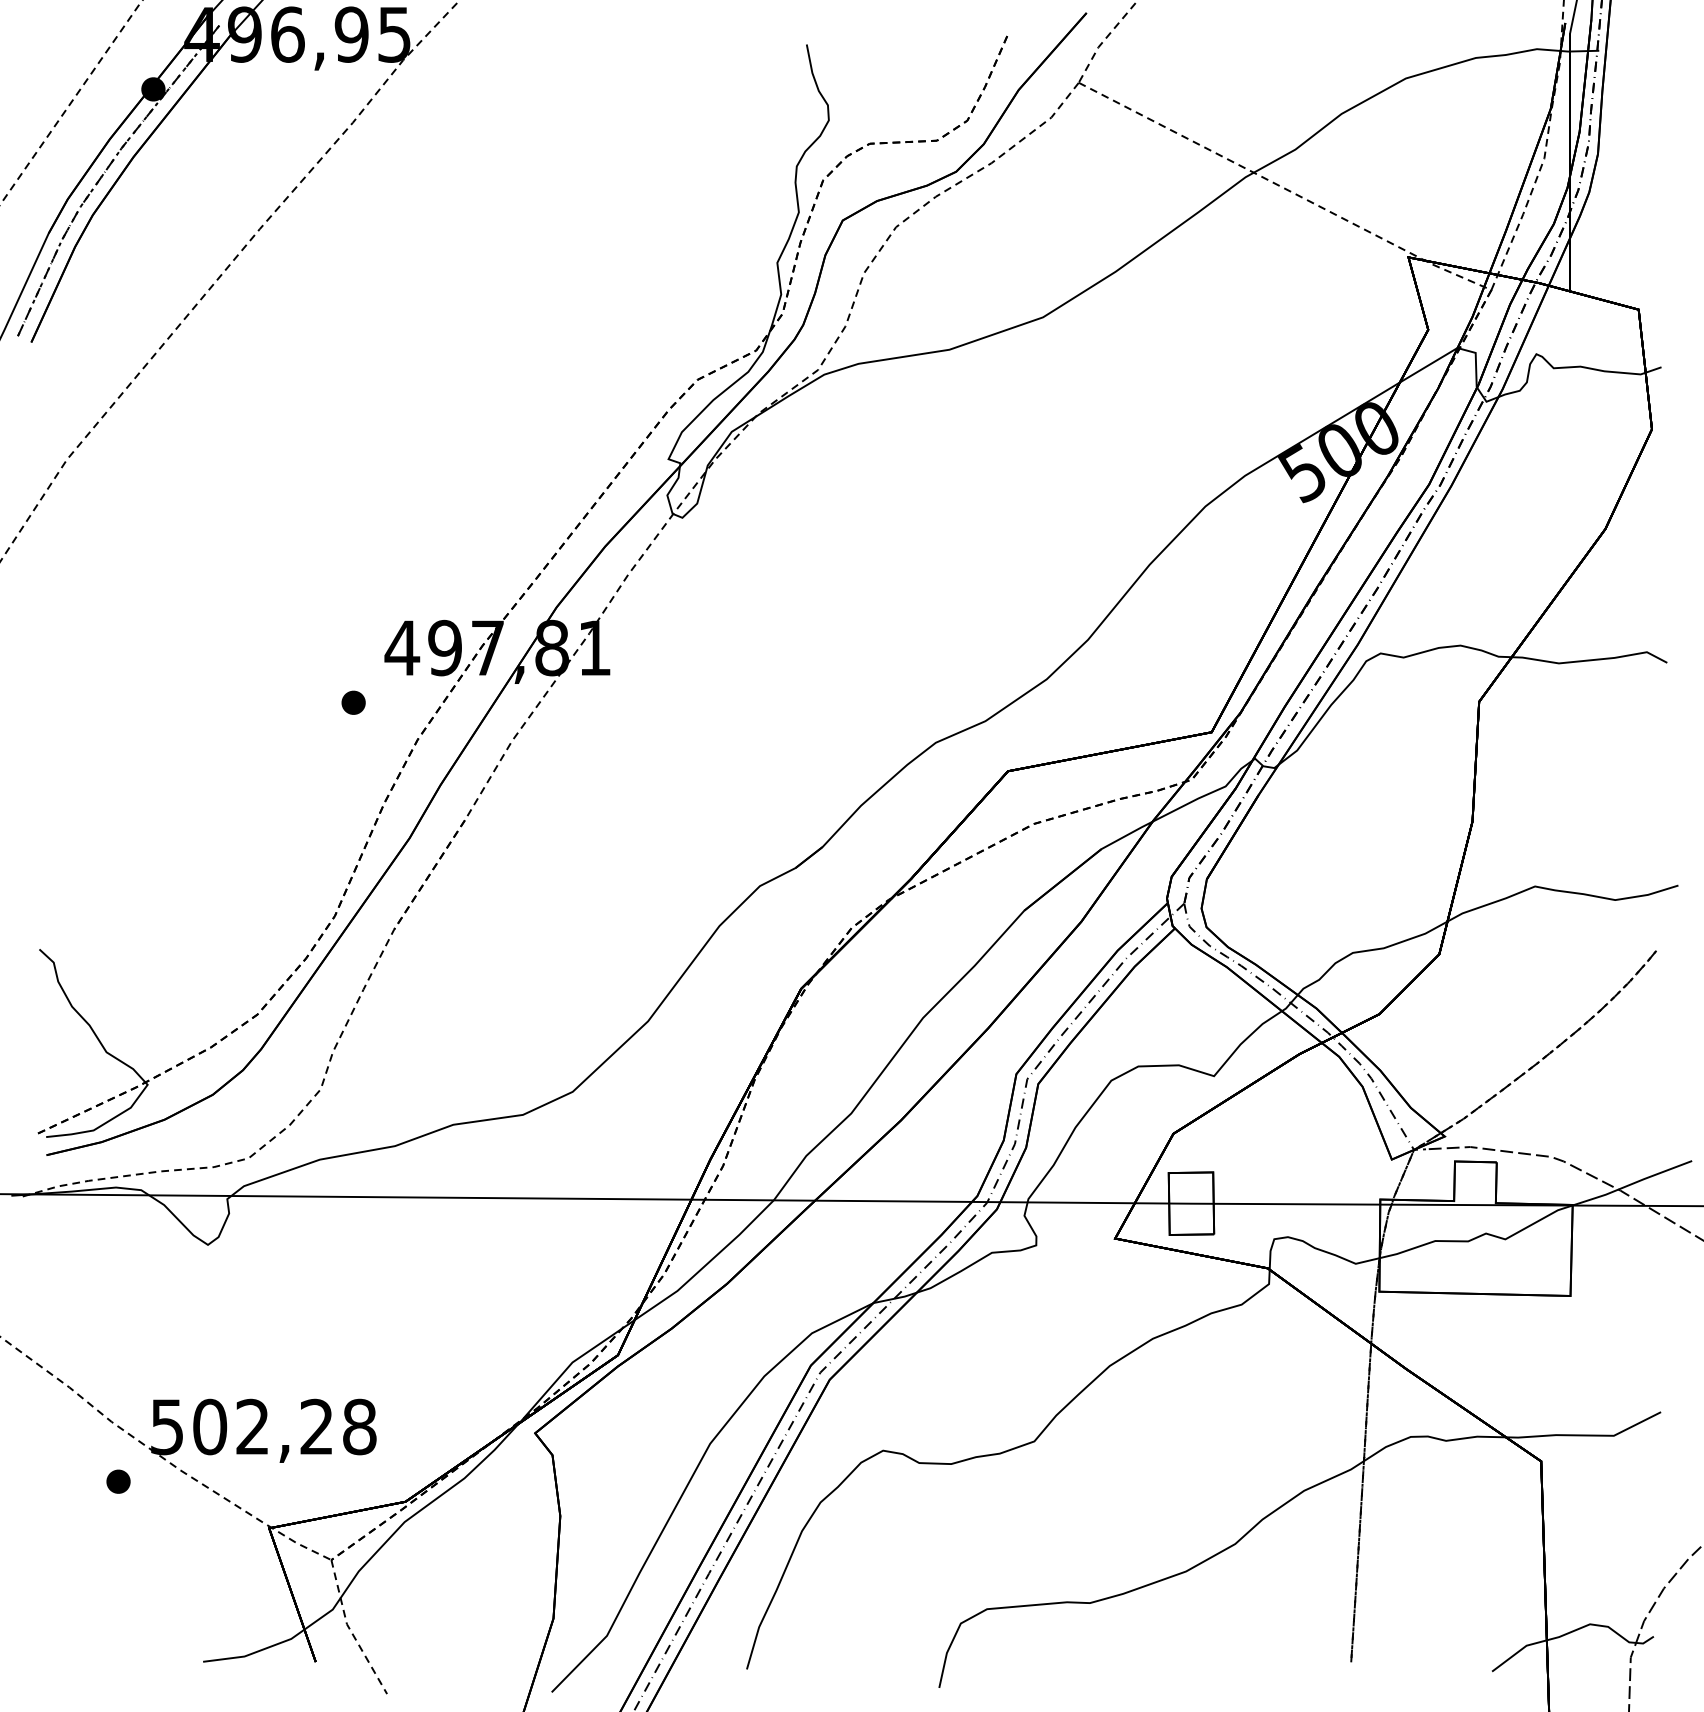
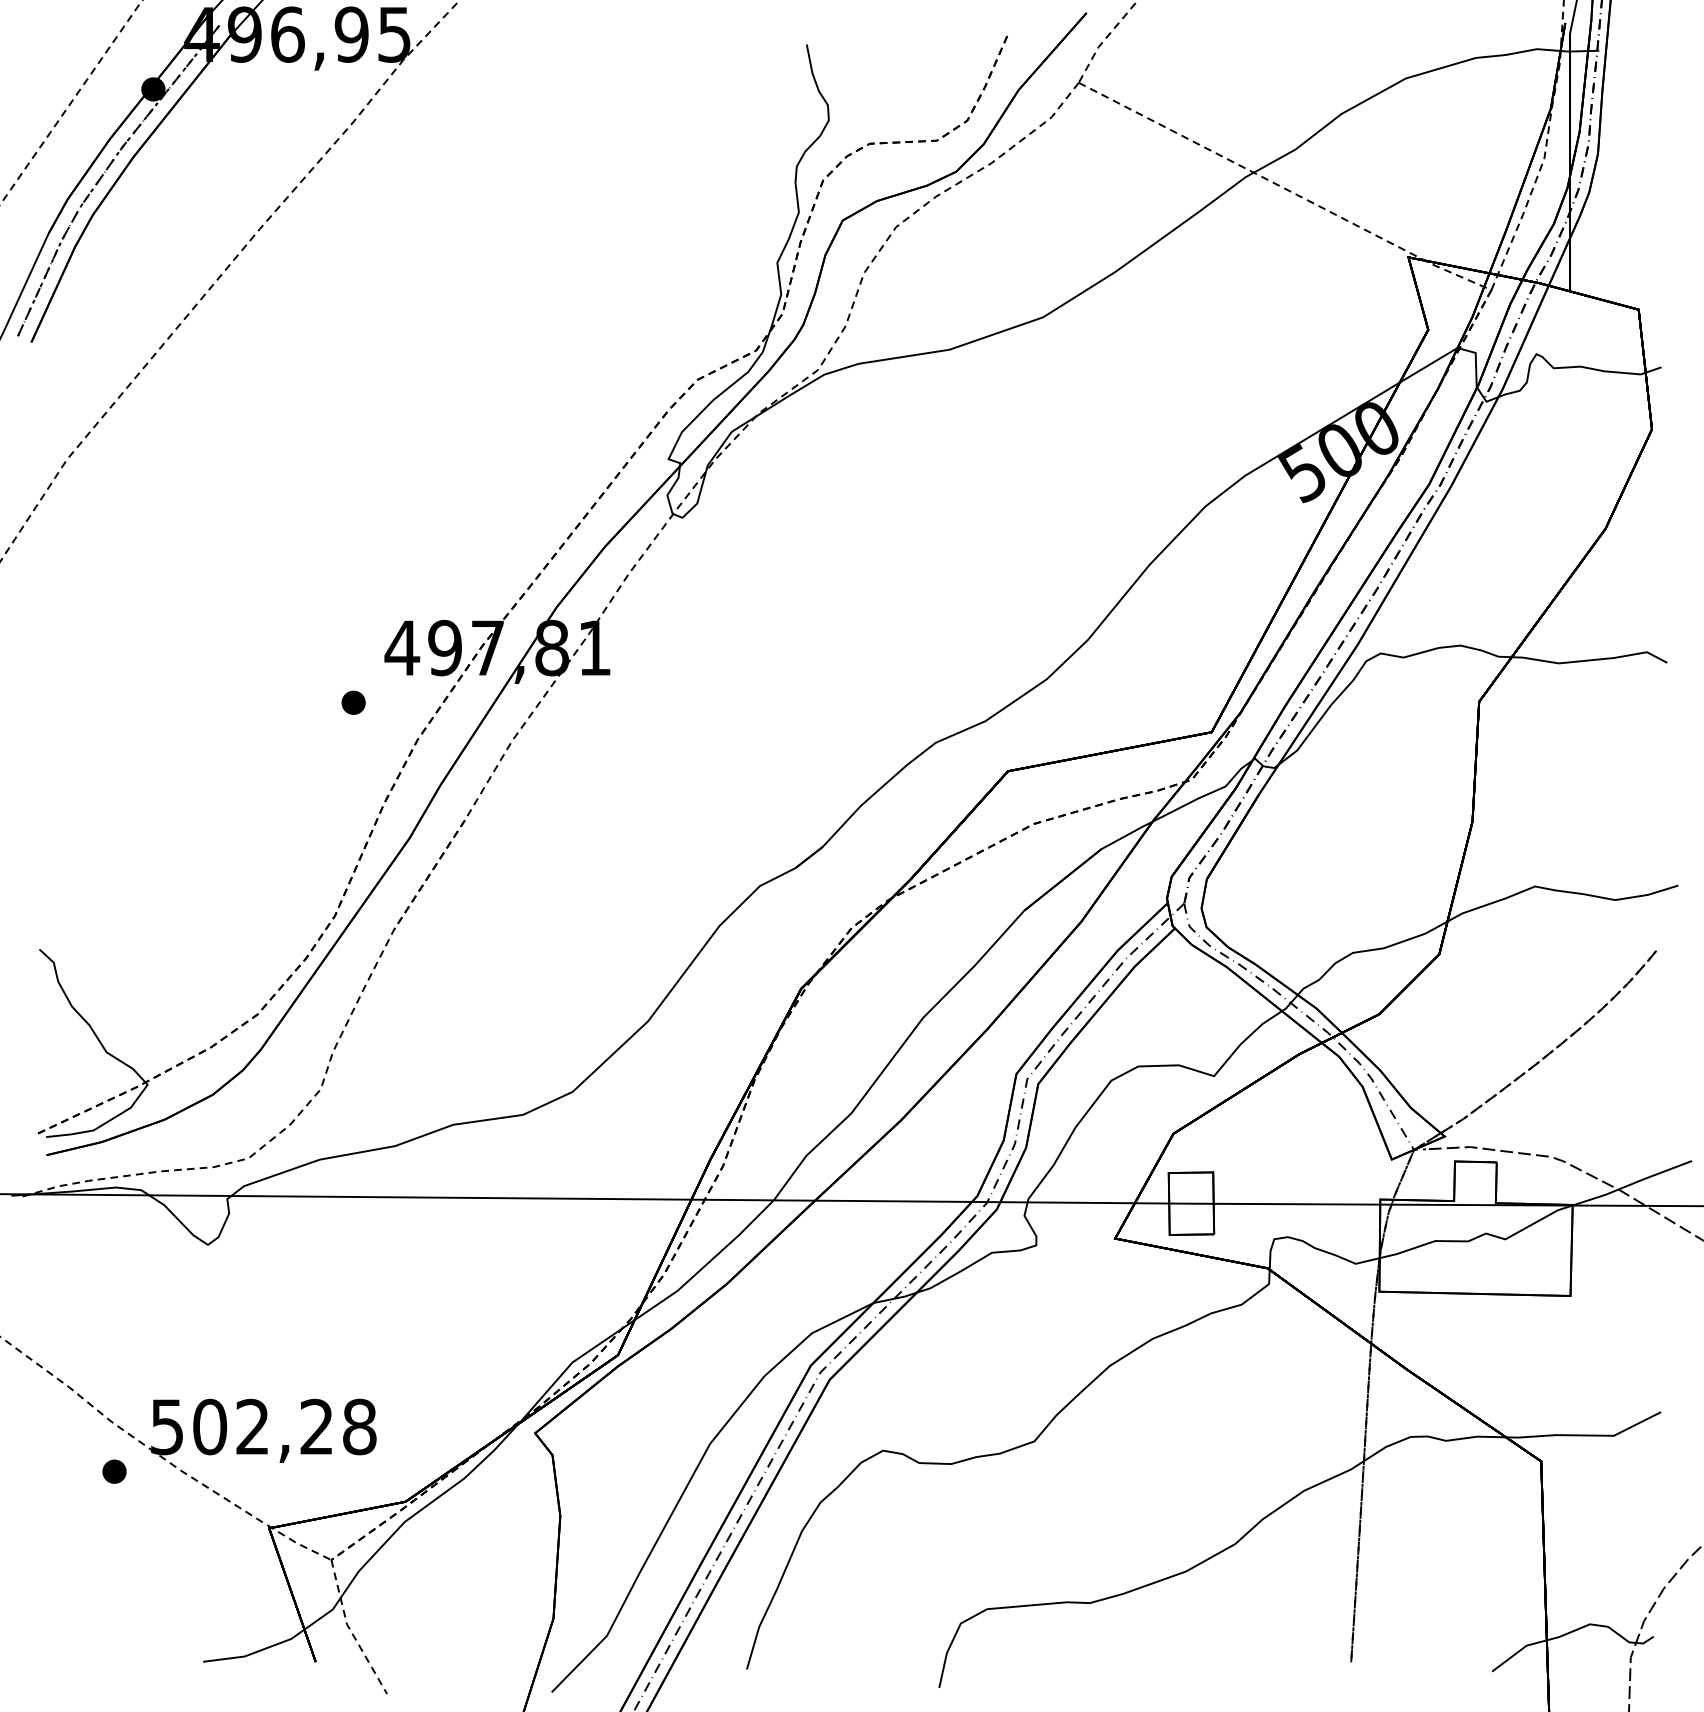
part position: (118, 1481) -> (114, 1471) (114, 1471)
